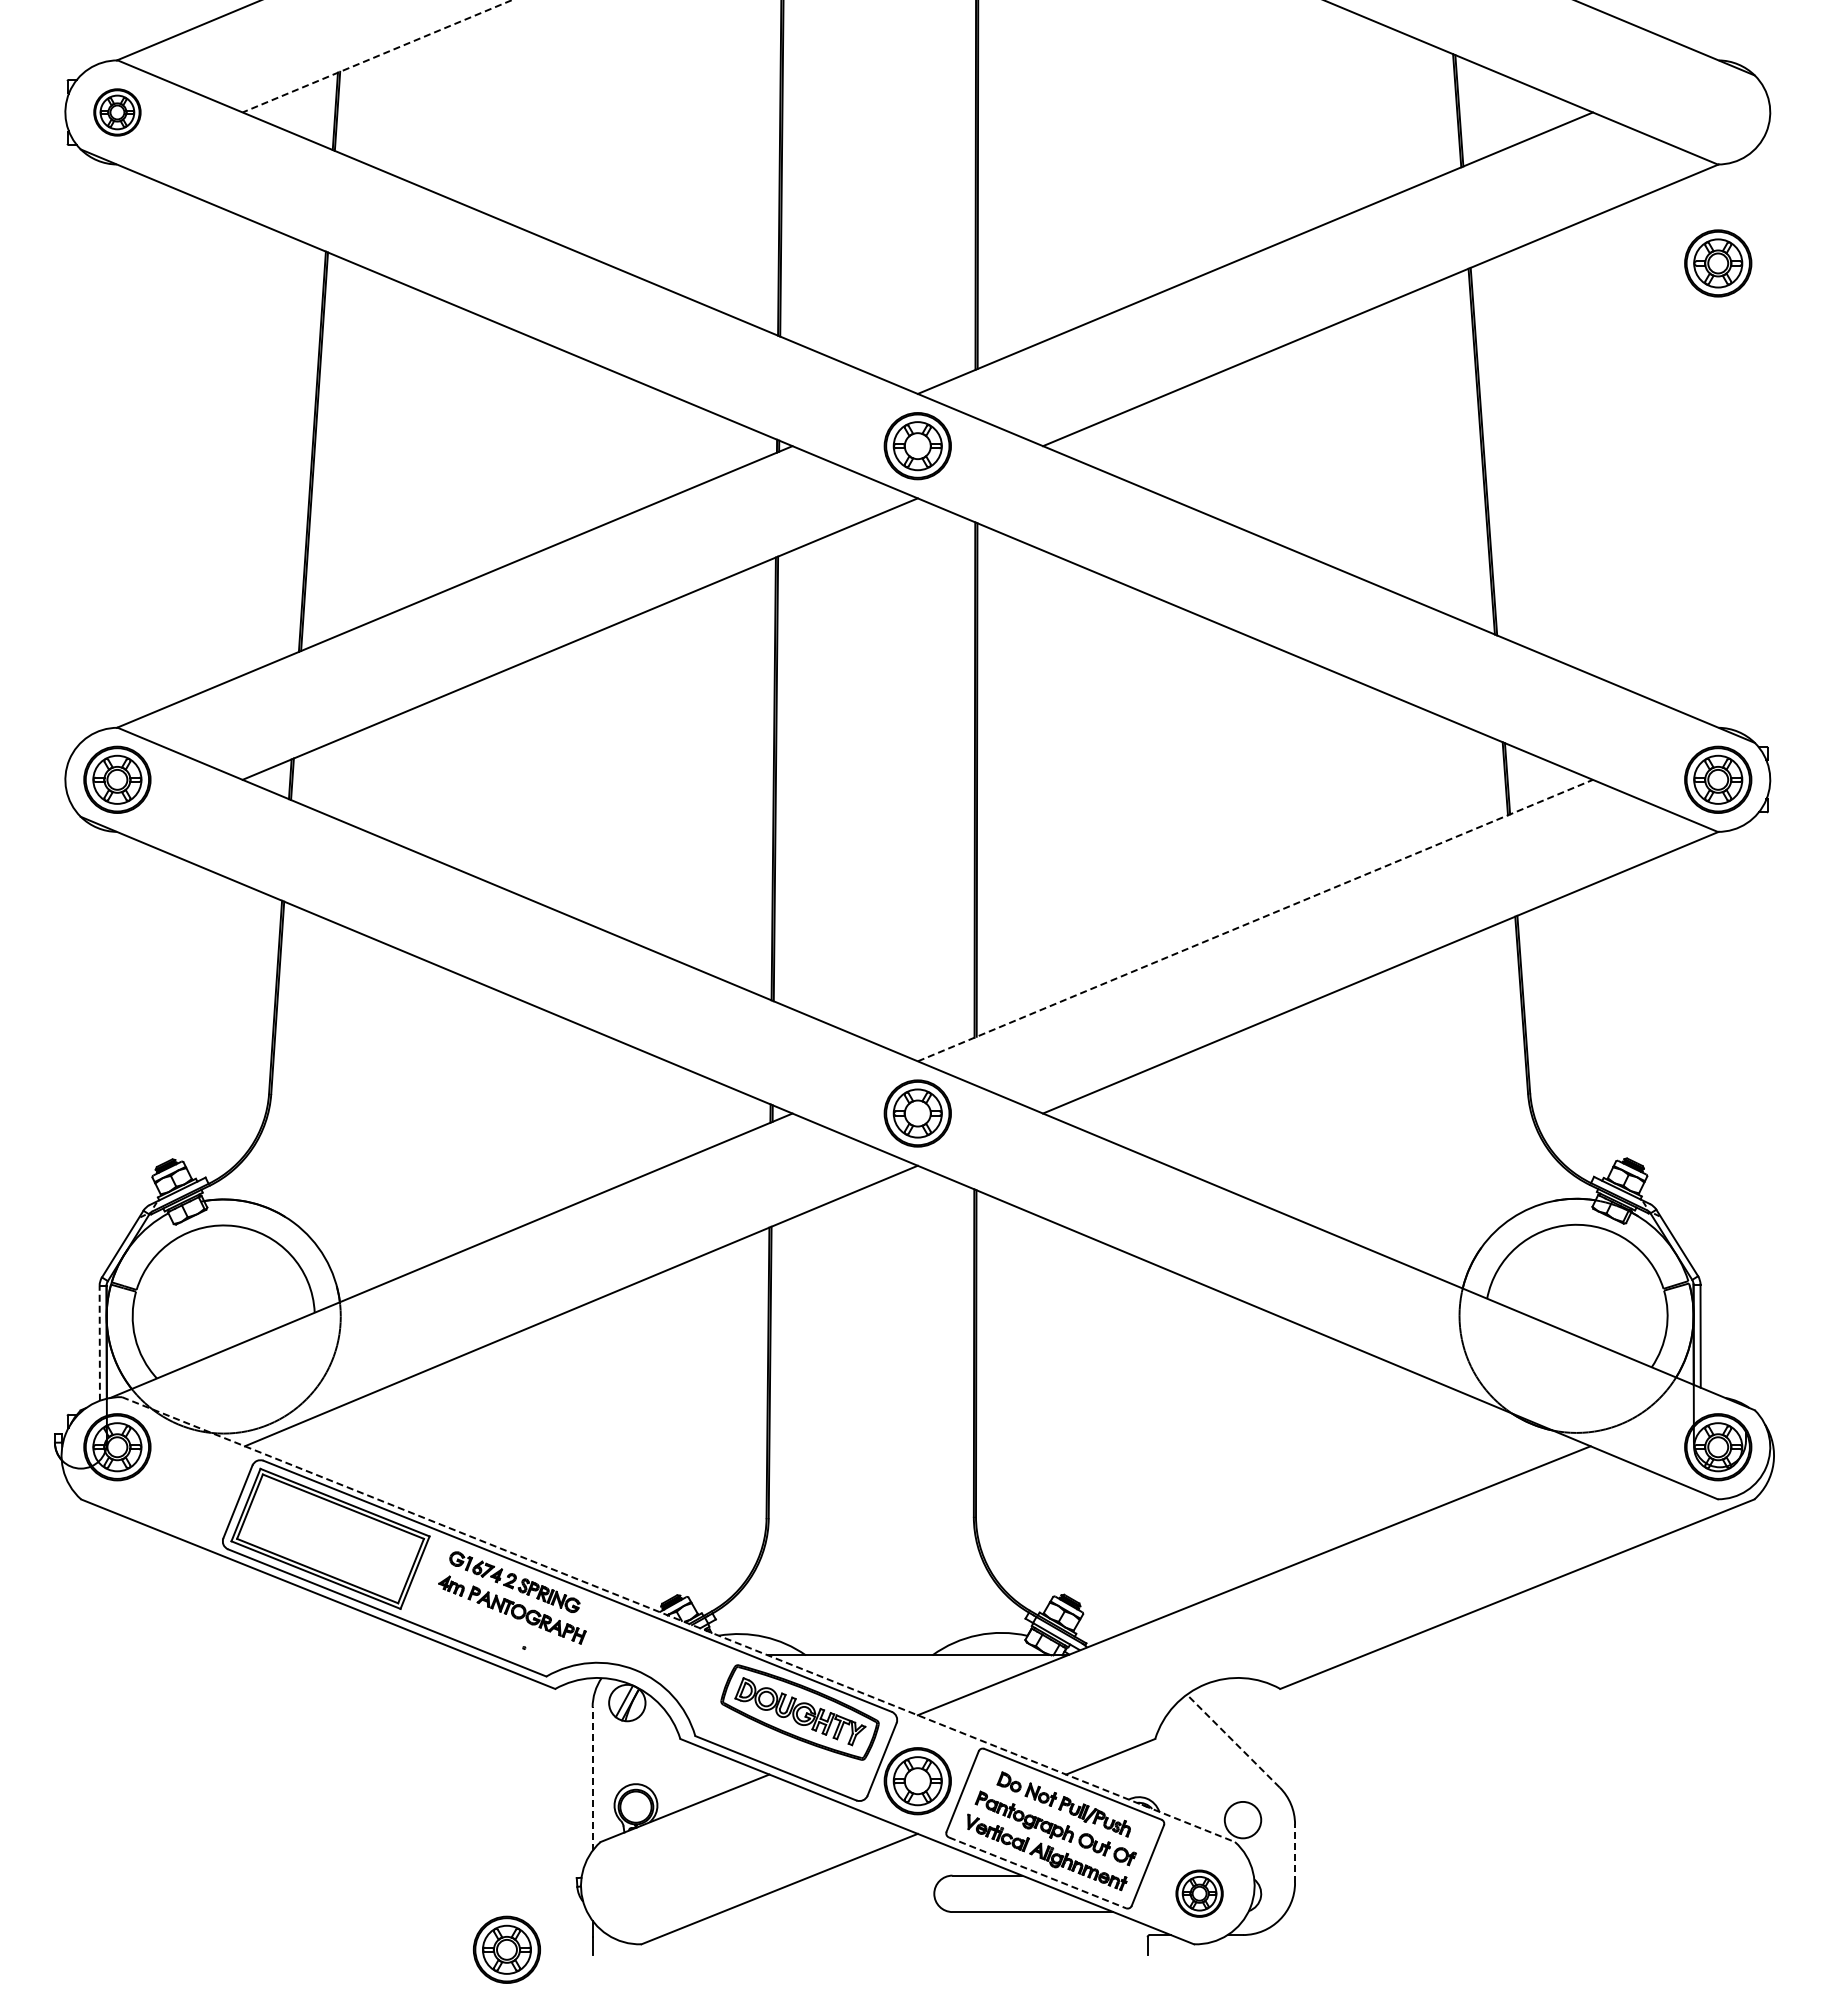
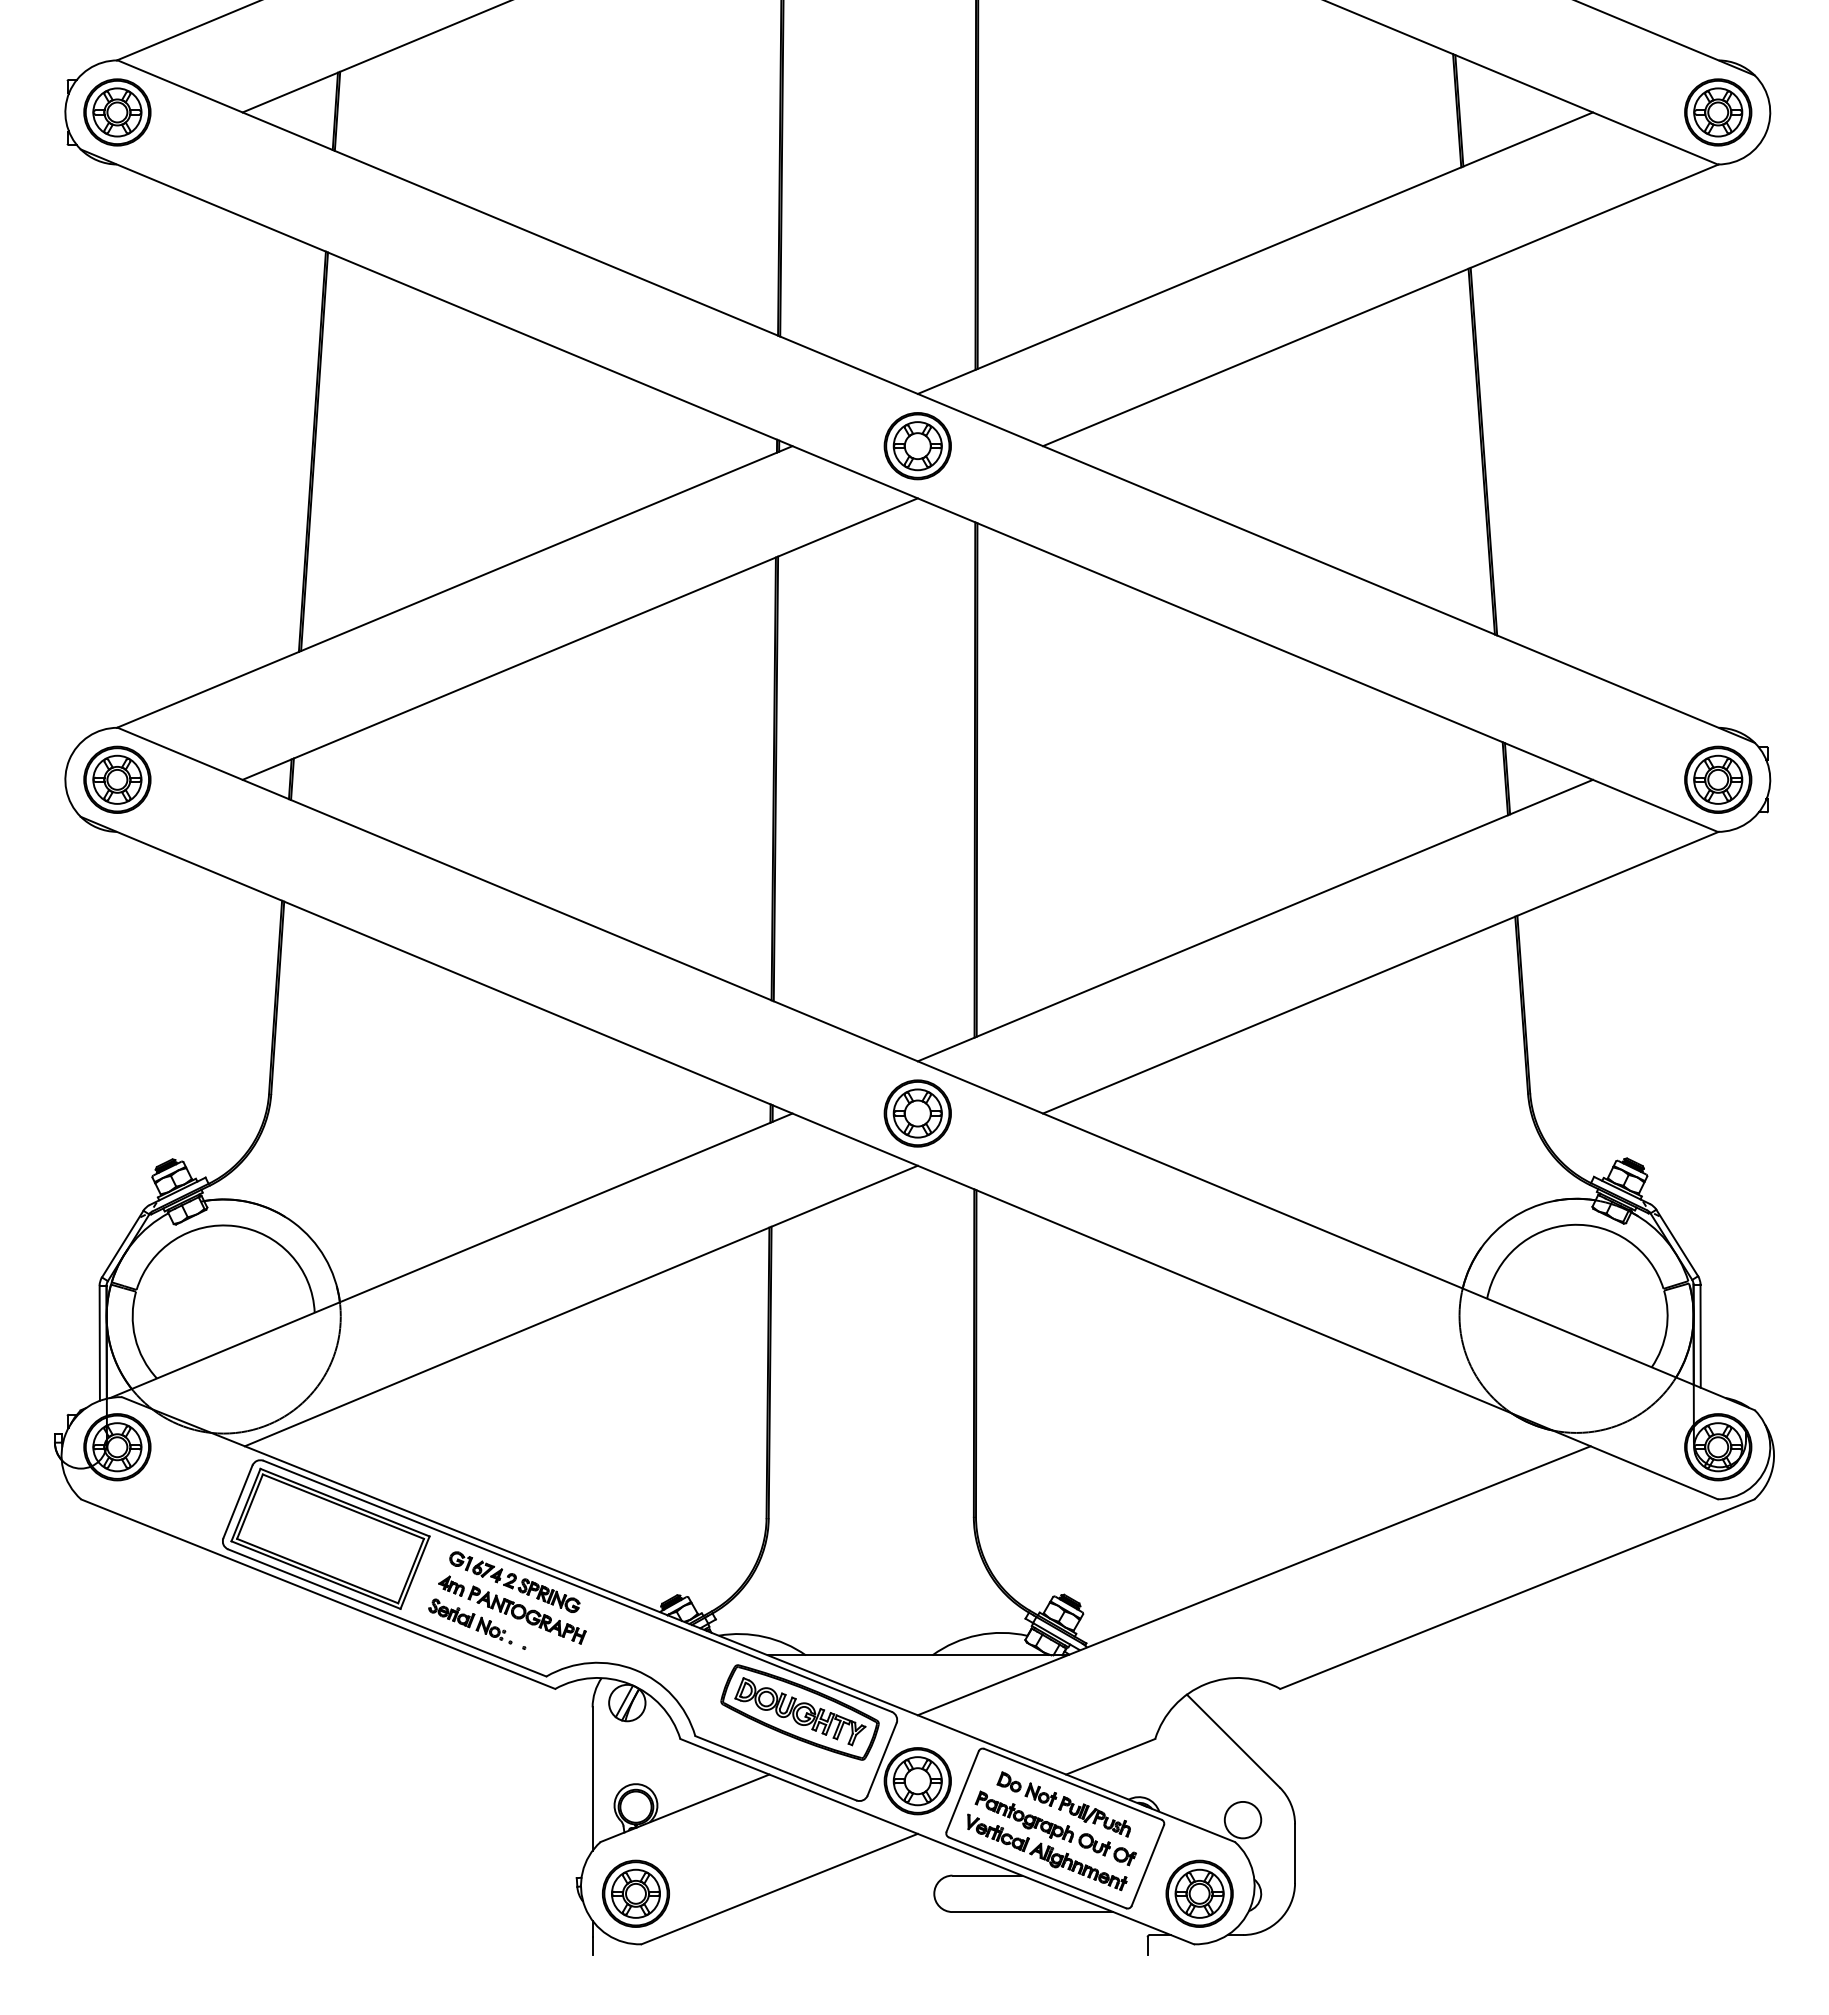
line: dashed -> solid (377, 56)
part size: 49x49 px -> 69x69 px (117, 112)
part position: (1718, 263) -> (1718, 112) (1718, 112)
line: dashed -> solid (1255, 920)
line: dashed -> solid (99, 1343)
line: dashed -> solid (678, 1619)
part: none -> present (470, 1621)
line: dashed -> solid (1233, 1741)
line: dashed -> solid (592, 1779)
line: dashed -> solid (1295, 1853)
line: dashed -> solid (1038, 1873)
part size: 49x49 px -> 69x69 px (1199, 1893)
part position: (506, 1949) -> (635, 1893) (635, 1893)
